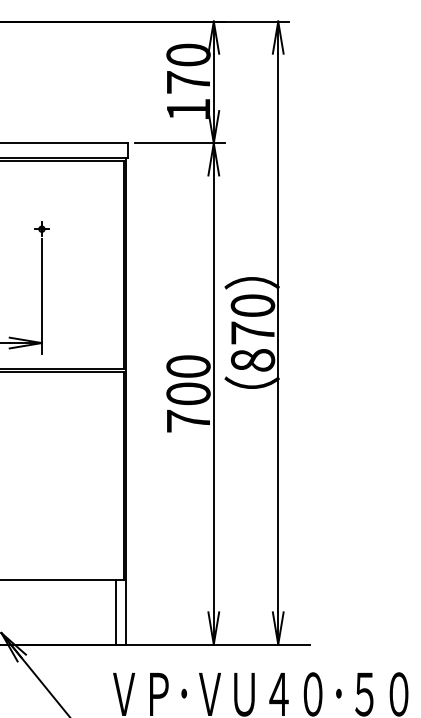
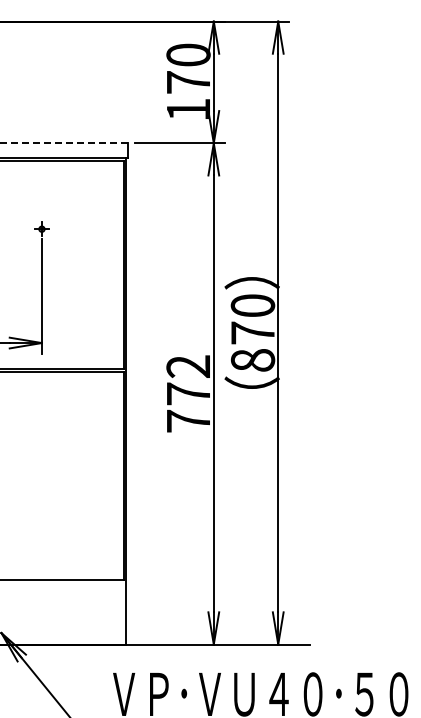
line: solid -> dashed (63, 143)
text: 700 -> 772 (188, 380)
line: present -> none (115, 612)
